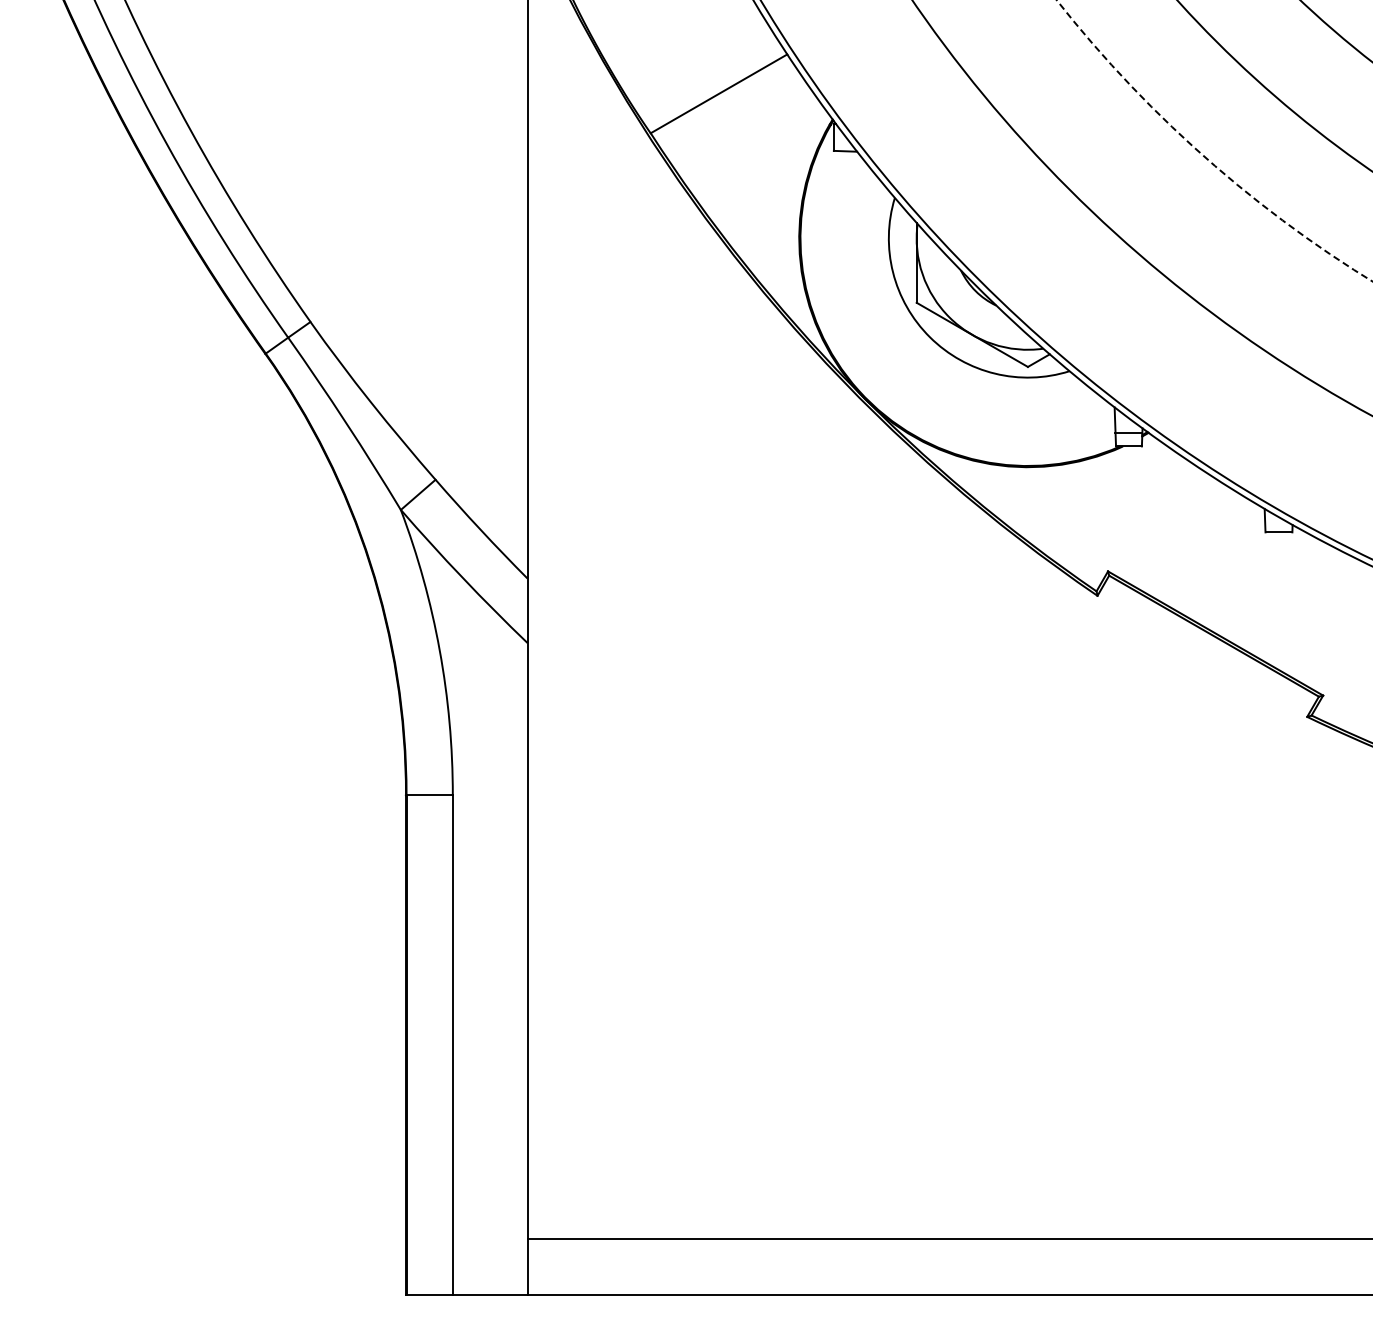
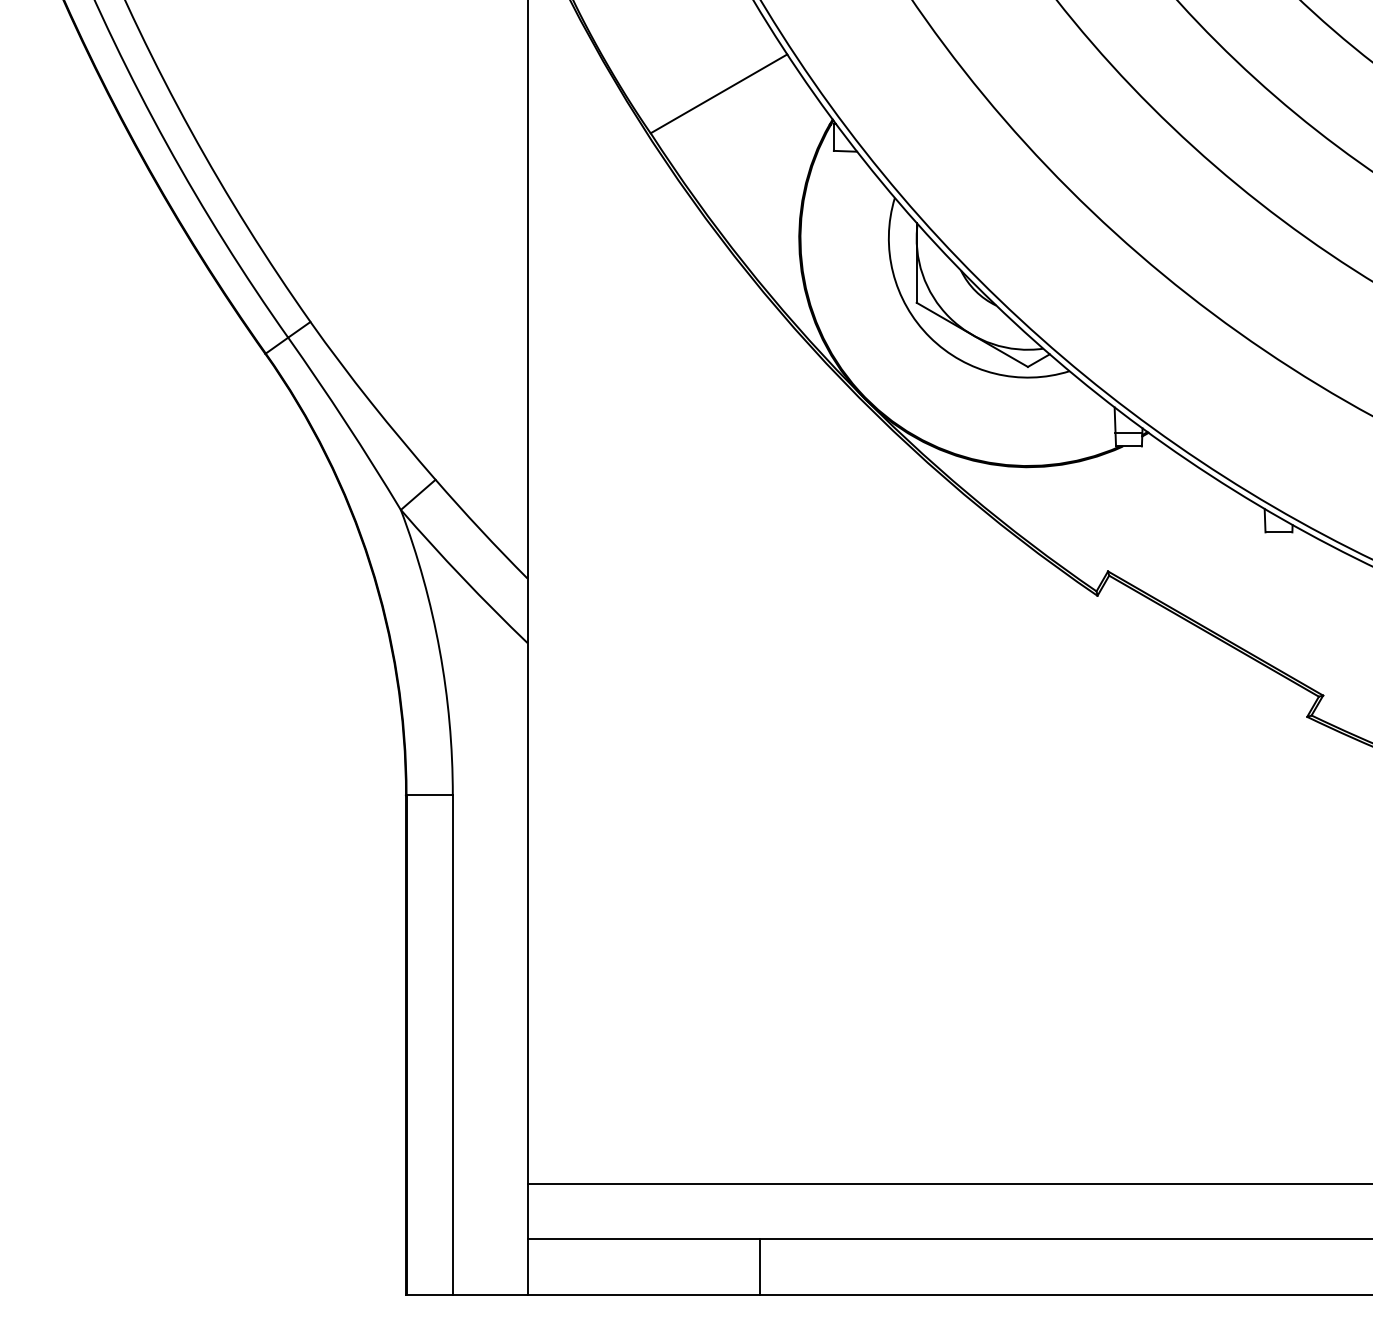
circle: dashed -> solid (1214, 140)
line: none -> present (948, 1183)
line: none -> present (759, 1266)
